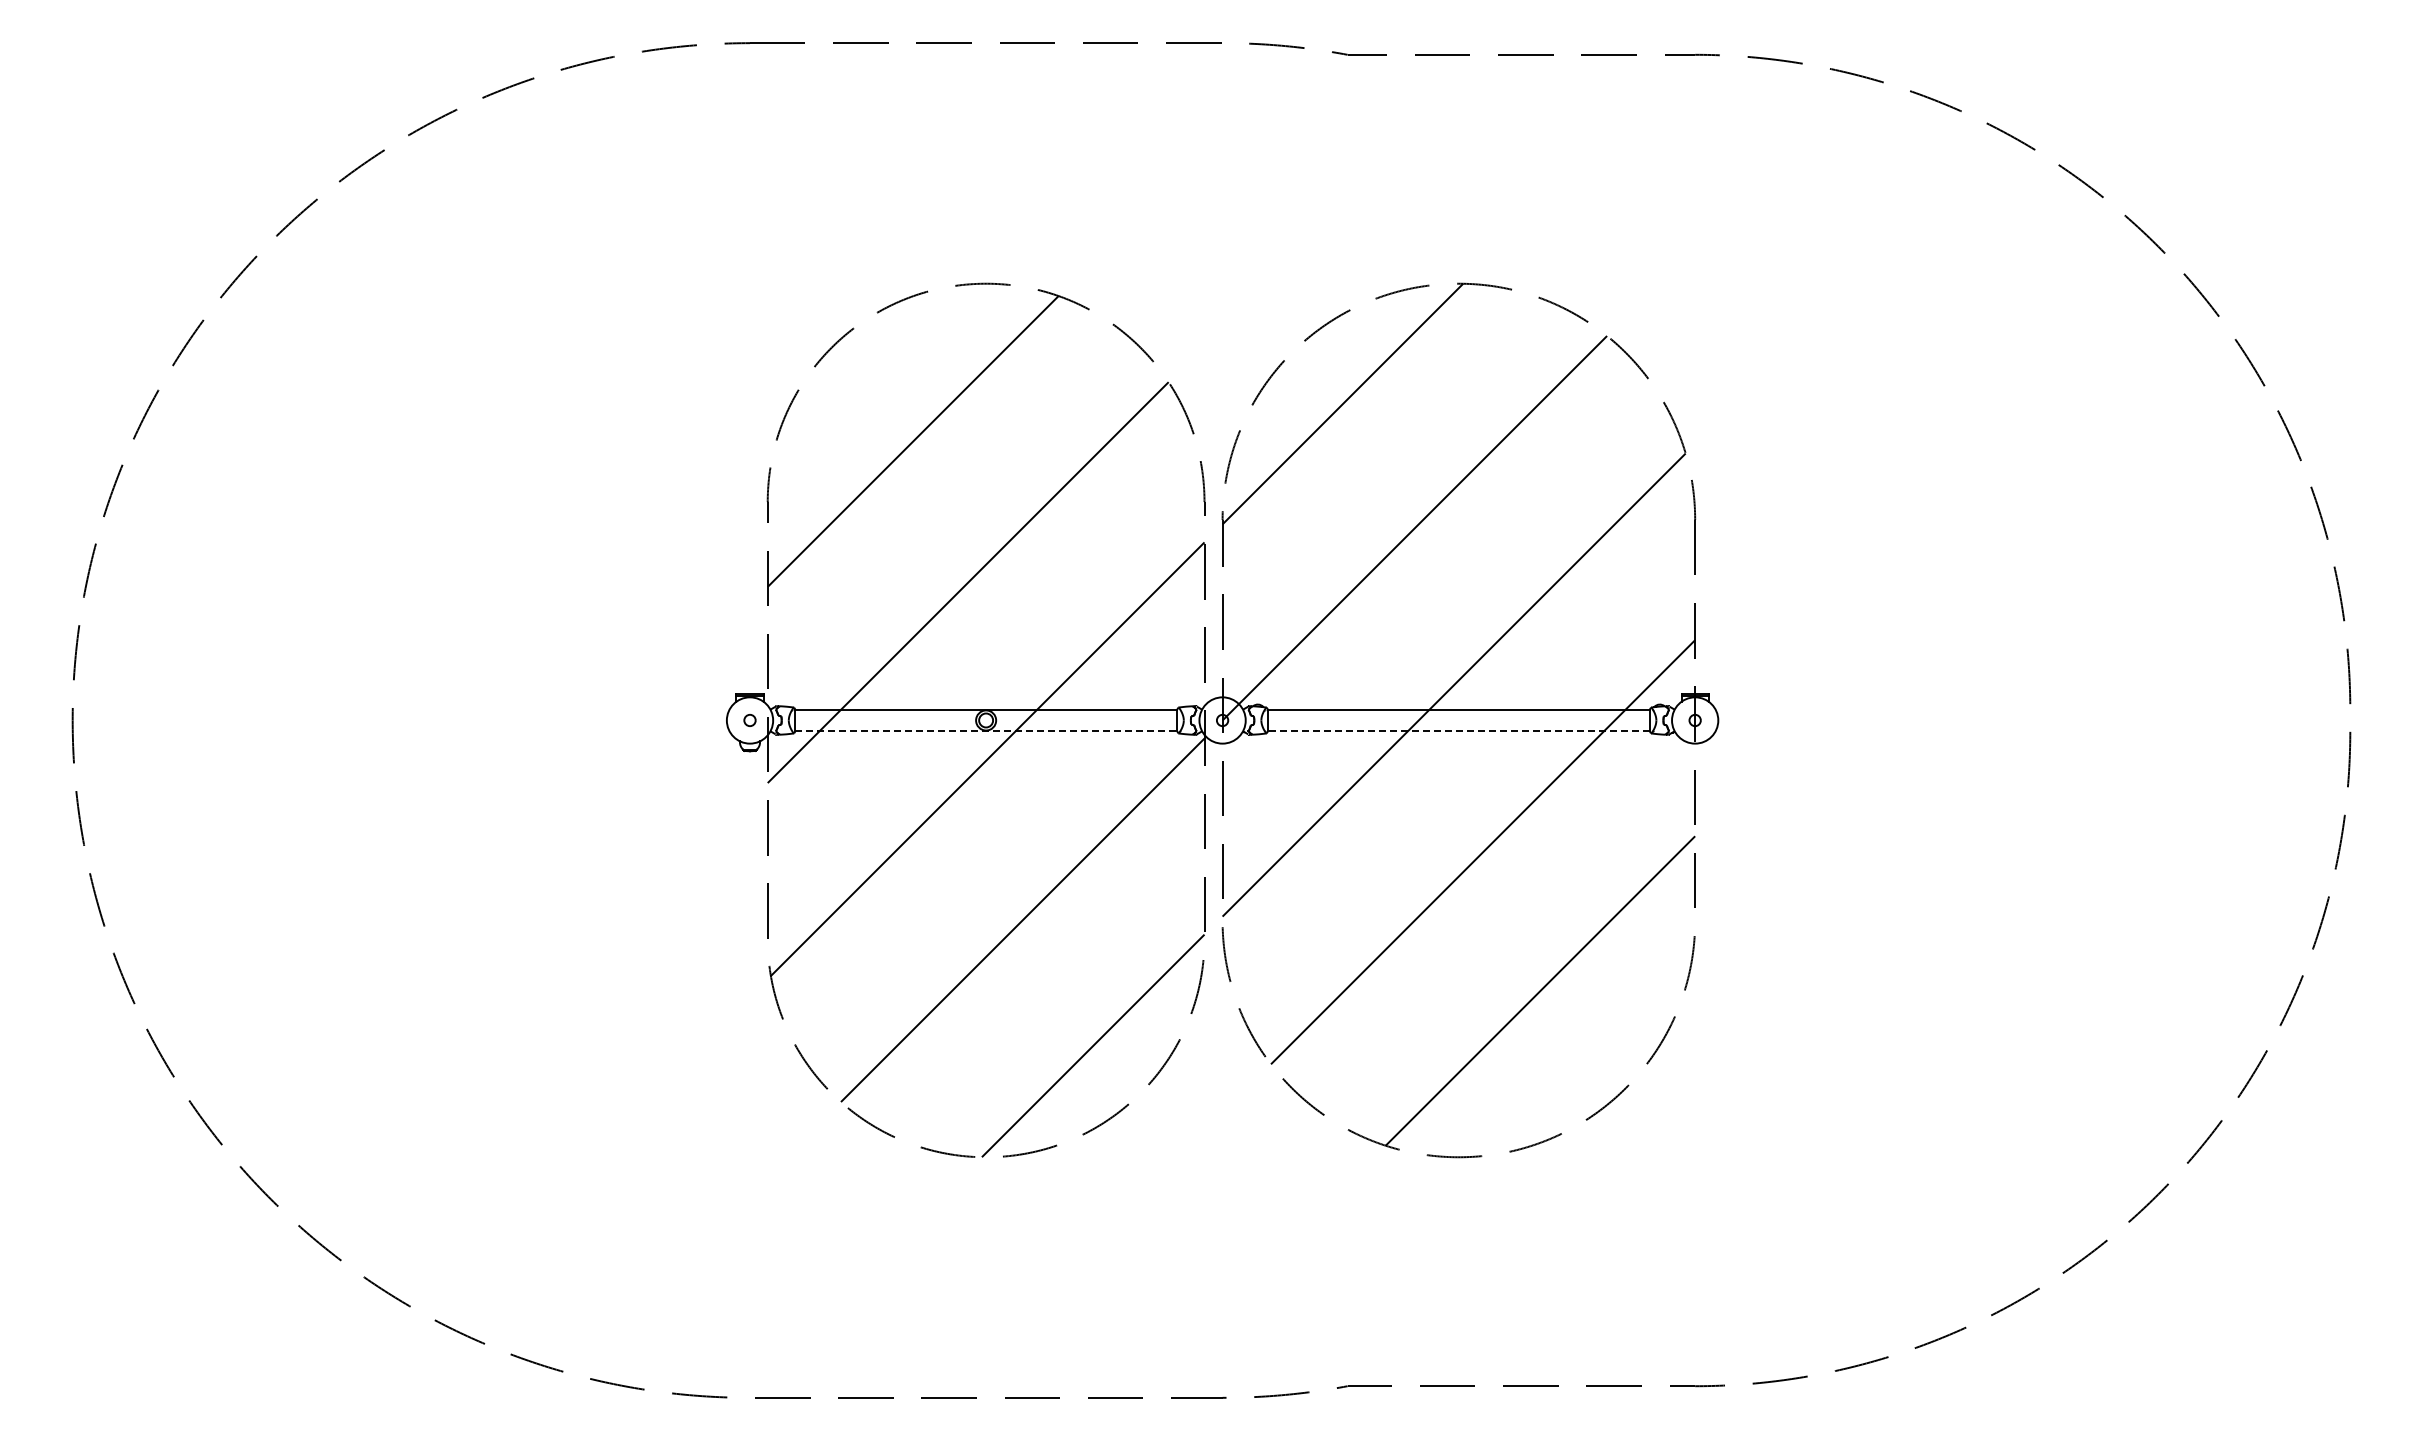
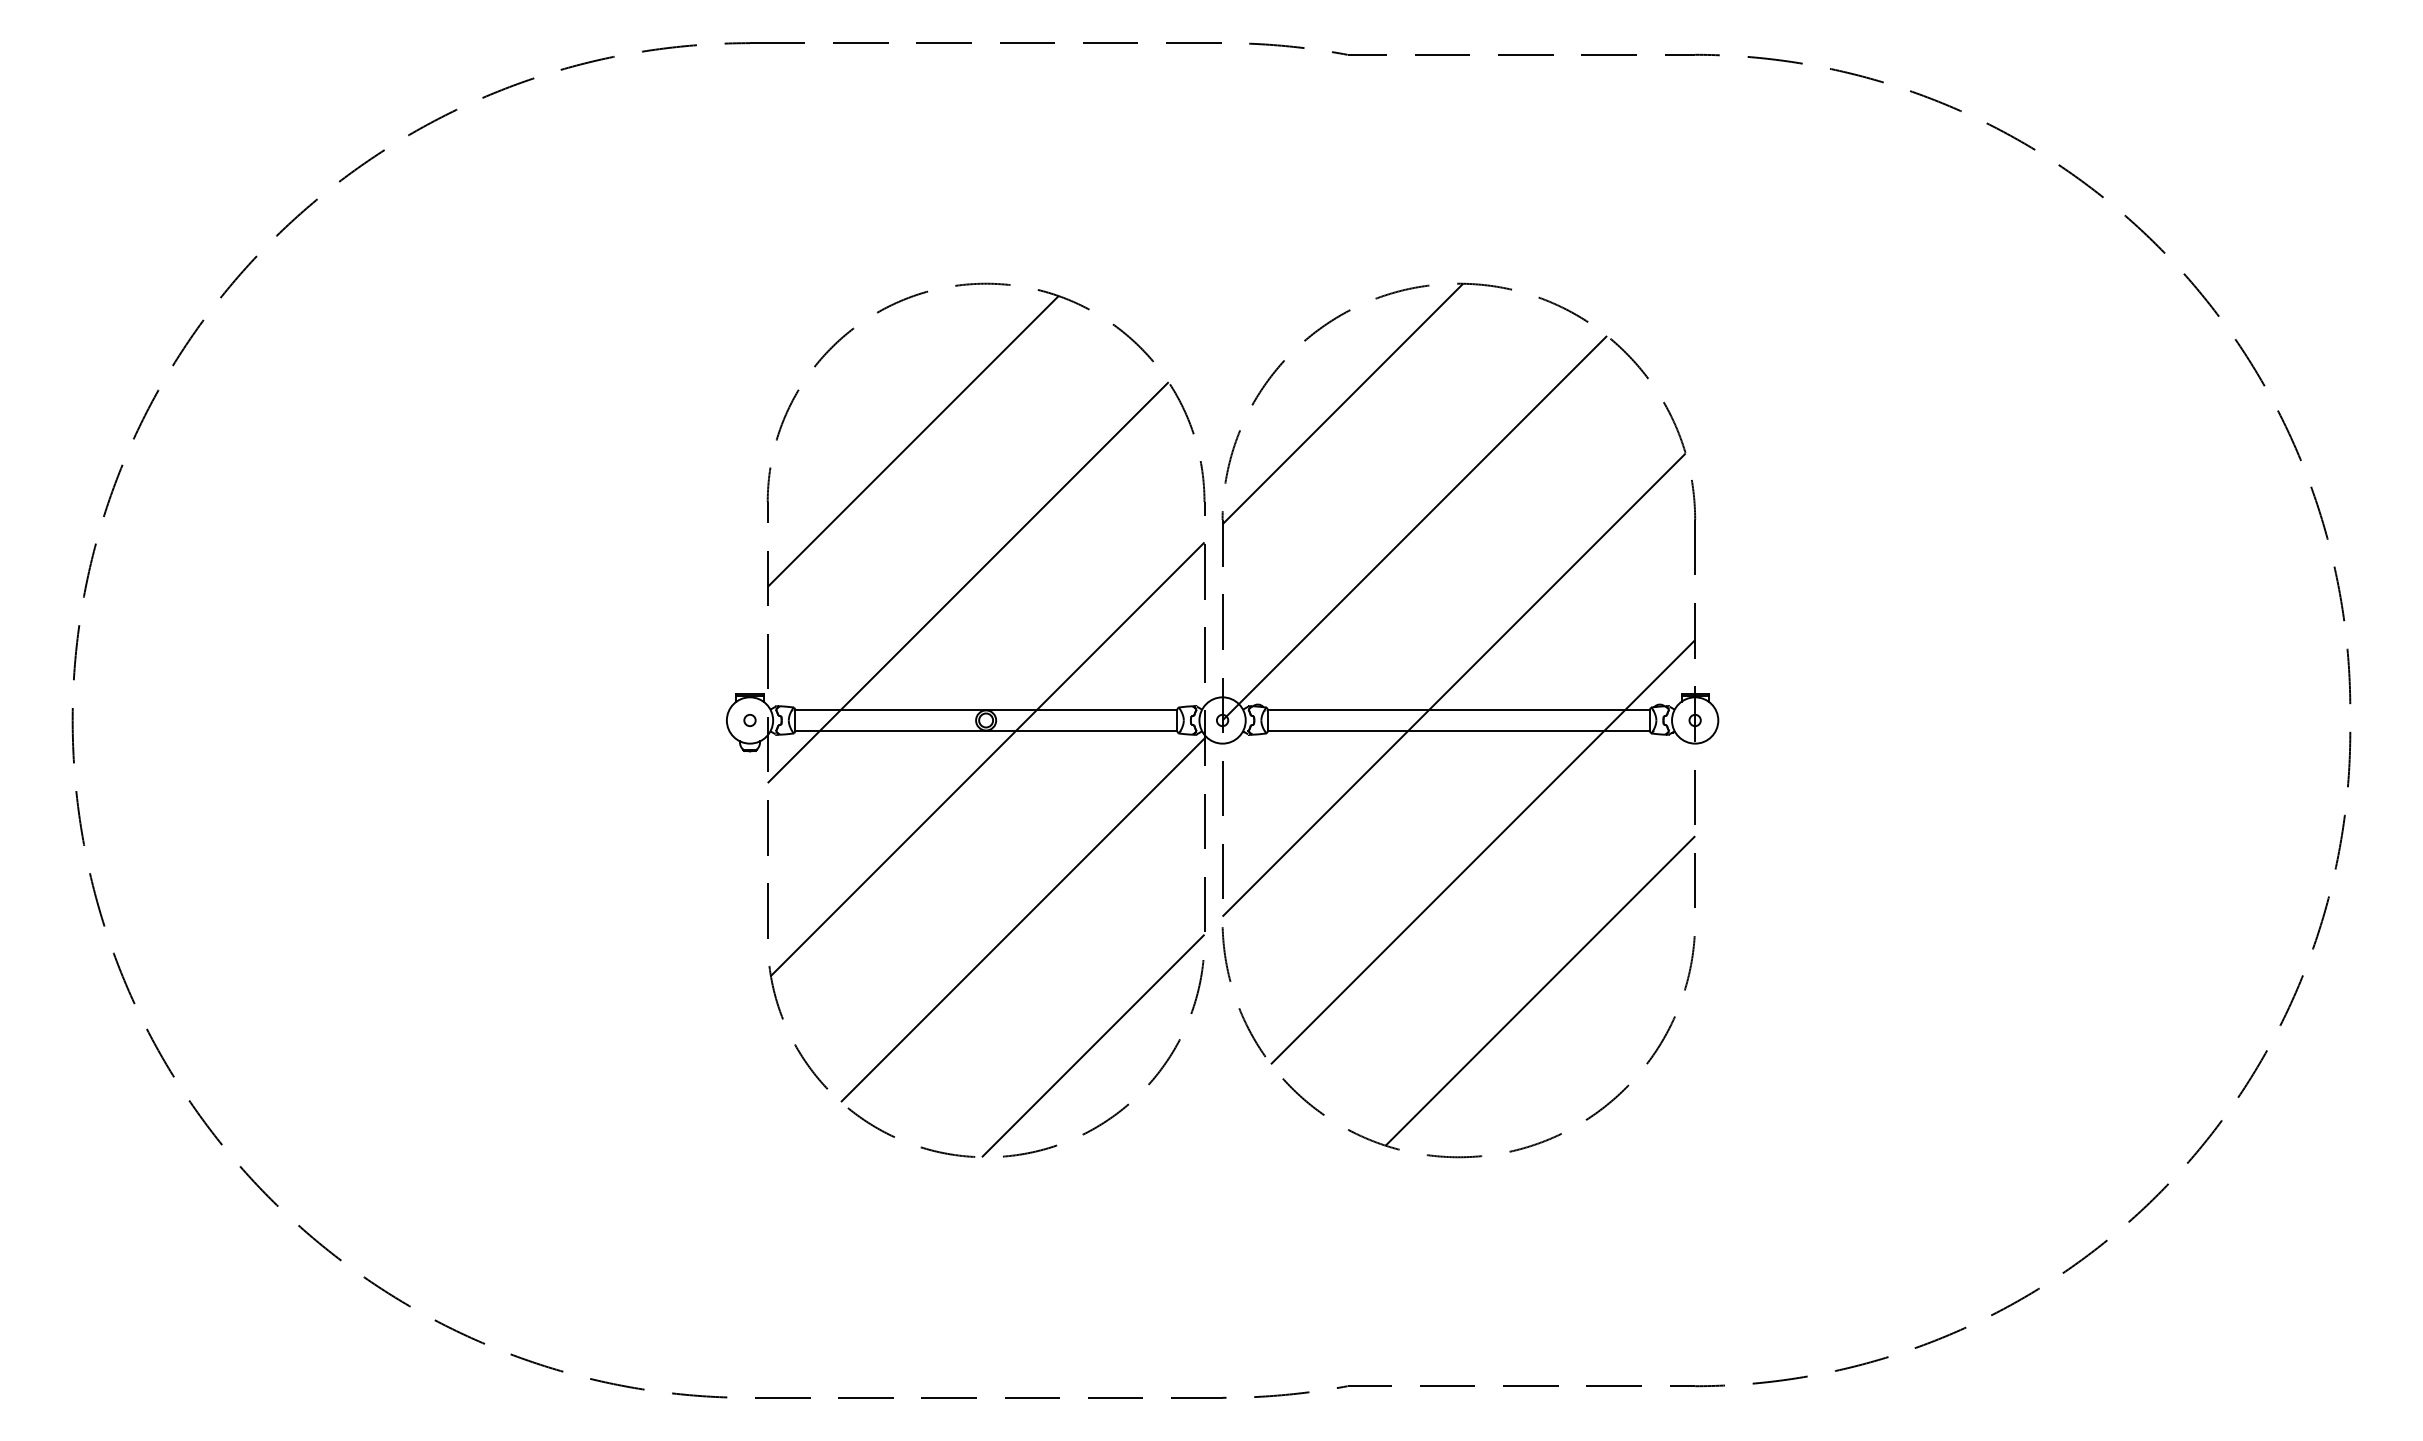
line: dashed -> solid (986, 731)
line: dashed -> solid (1458, 731)
